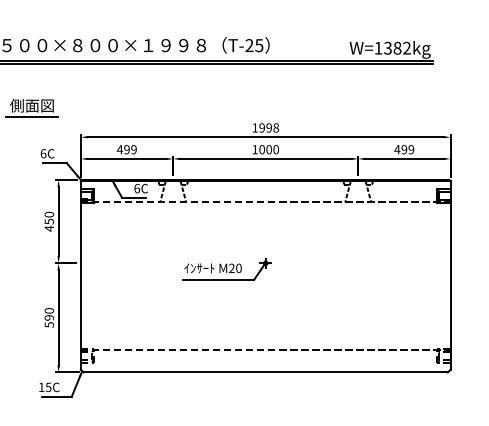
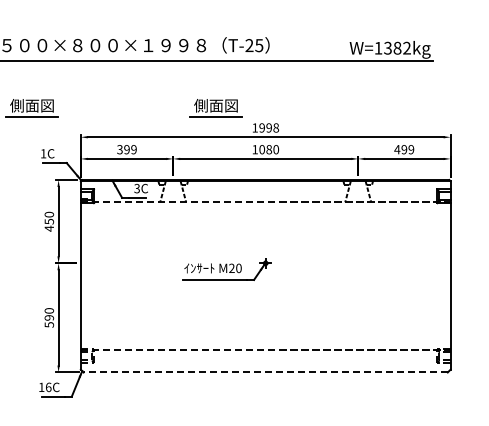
line: present -> none (217, 64)
part: none -> present (215, 108)
text: 499 -> 399 (119, 149)
text: 1000 -> 1080 (269, 150)
text: 6C -> 1C (43, 153)
text: 6C -> 3C (137, 188)
line: solid -> dashed (265, 372)
text: 15C -> 16C (48, 386)
